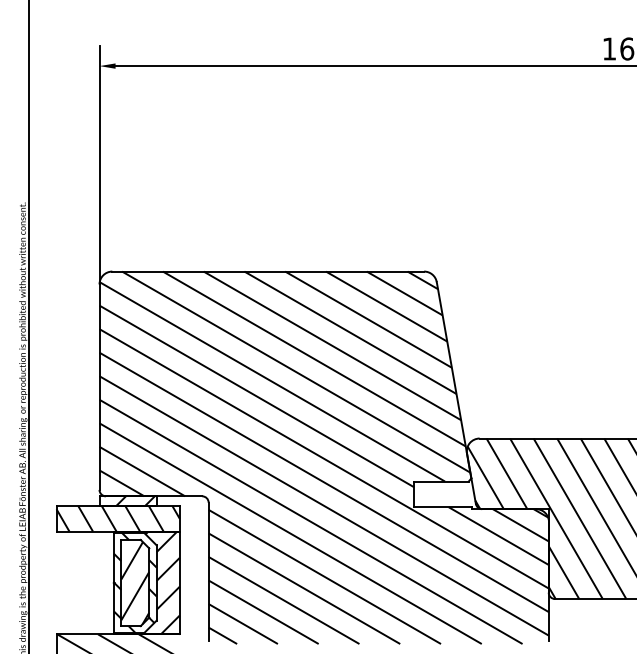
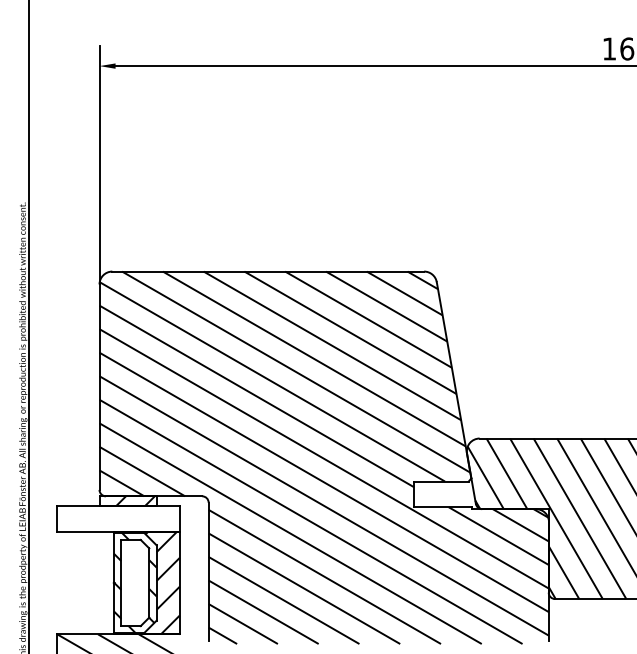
hatch: present -> none (117, 518)
hatch: present -> none (135, 583)
